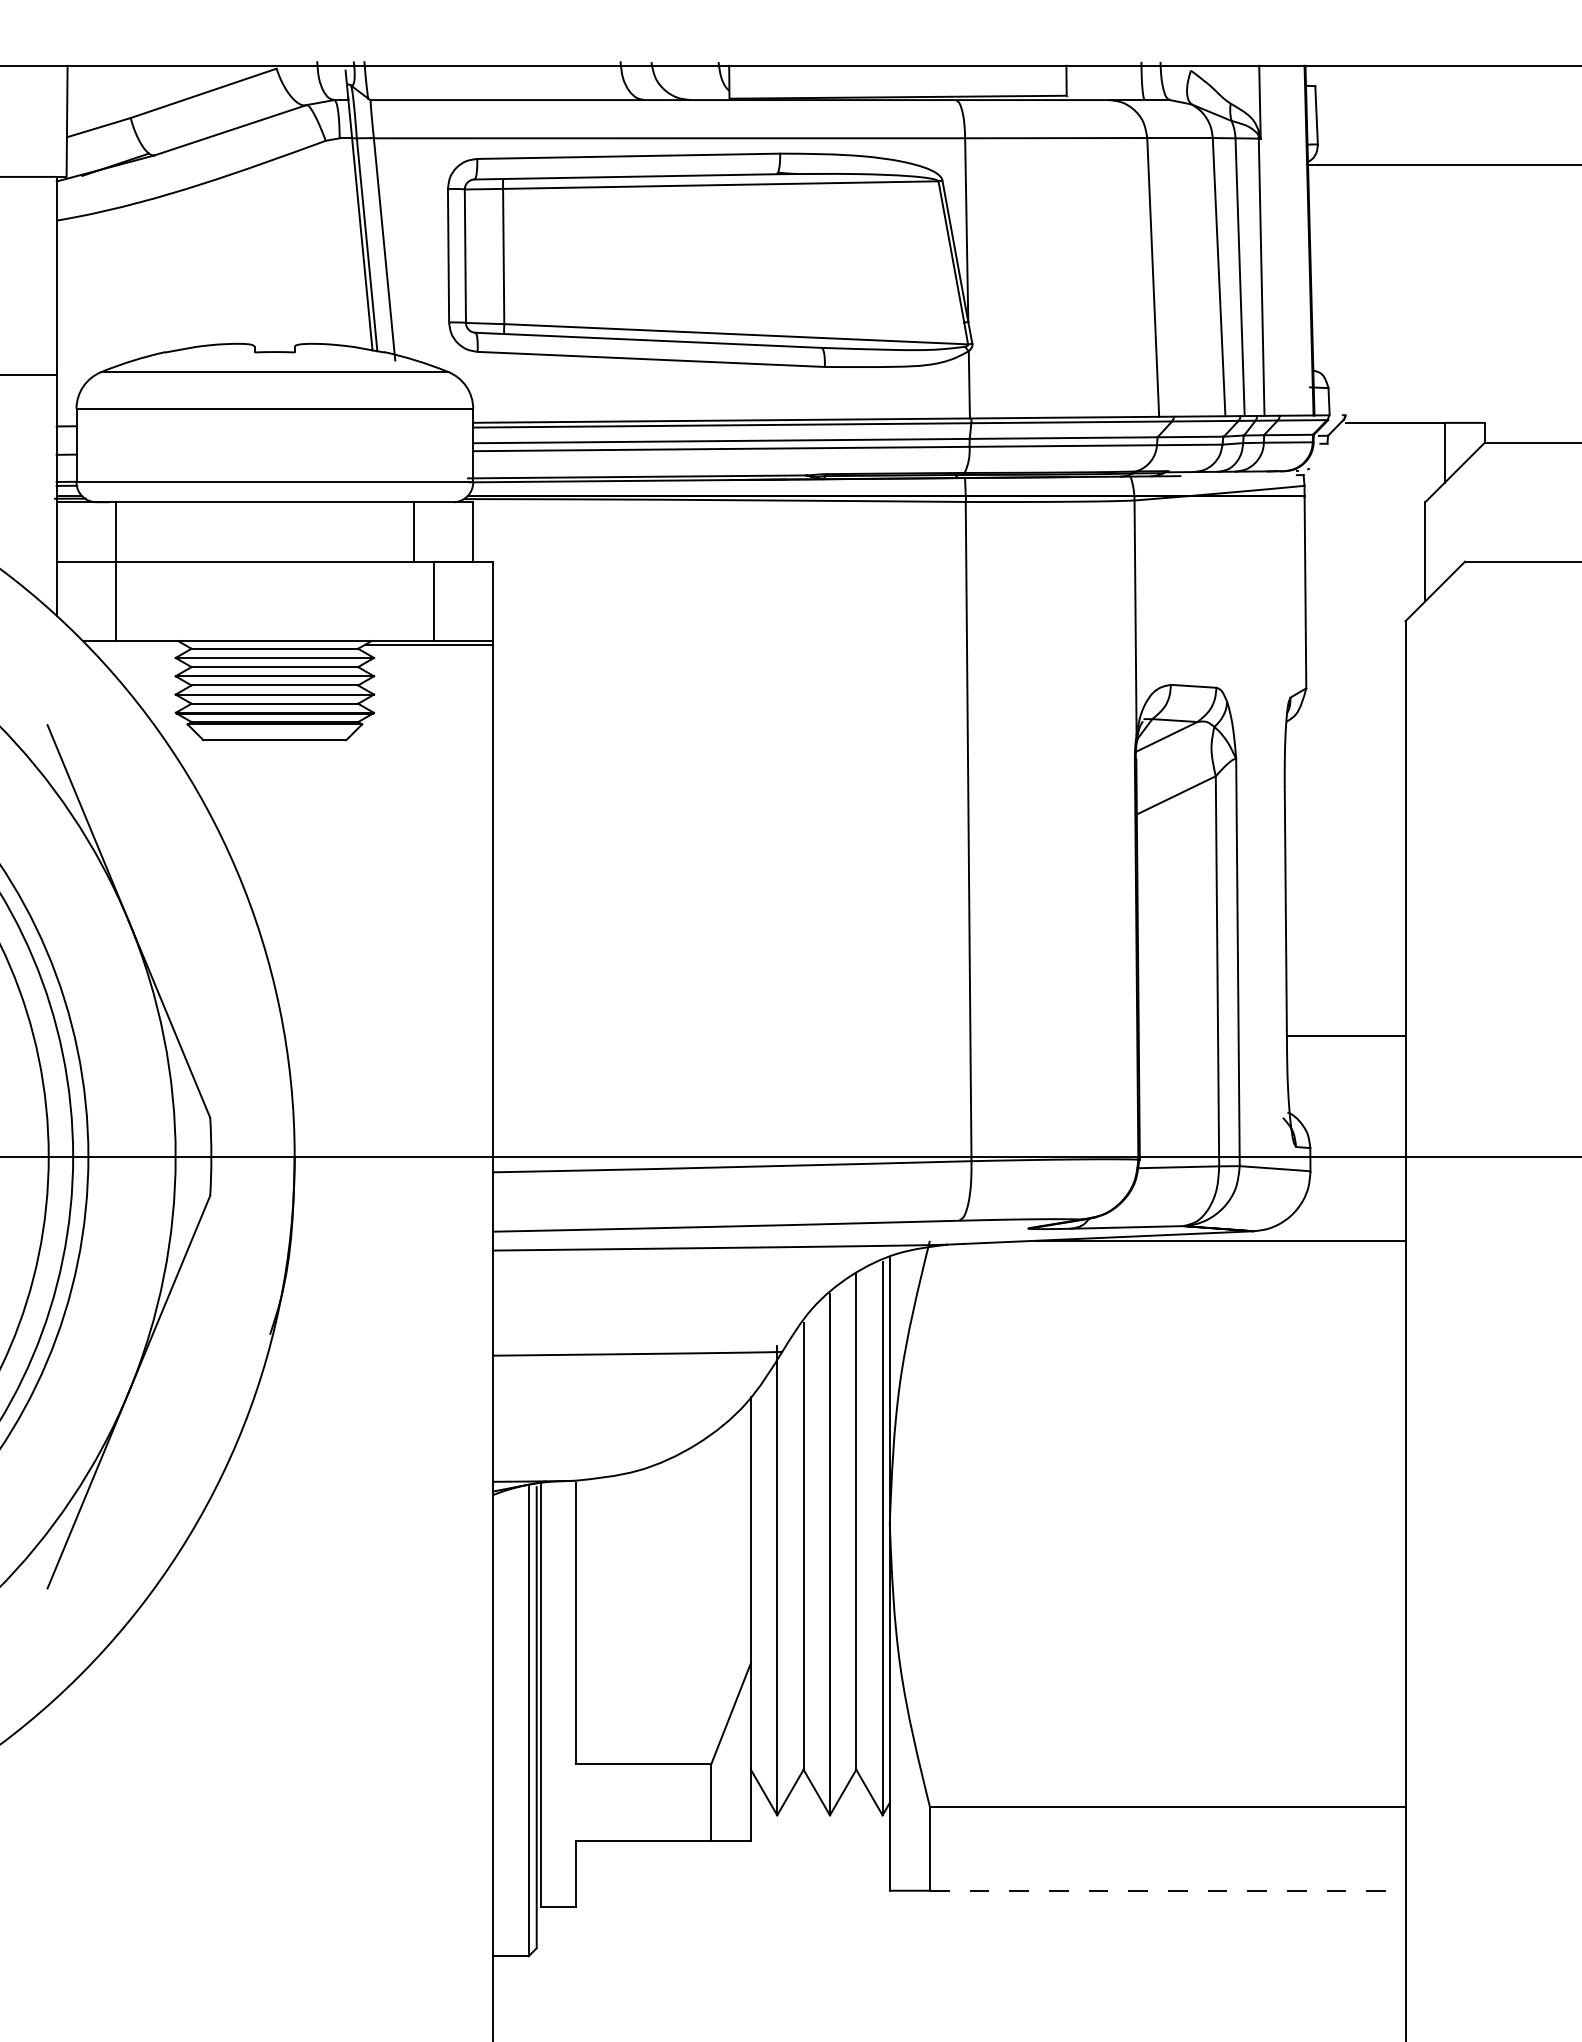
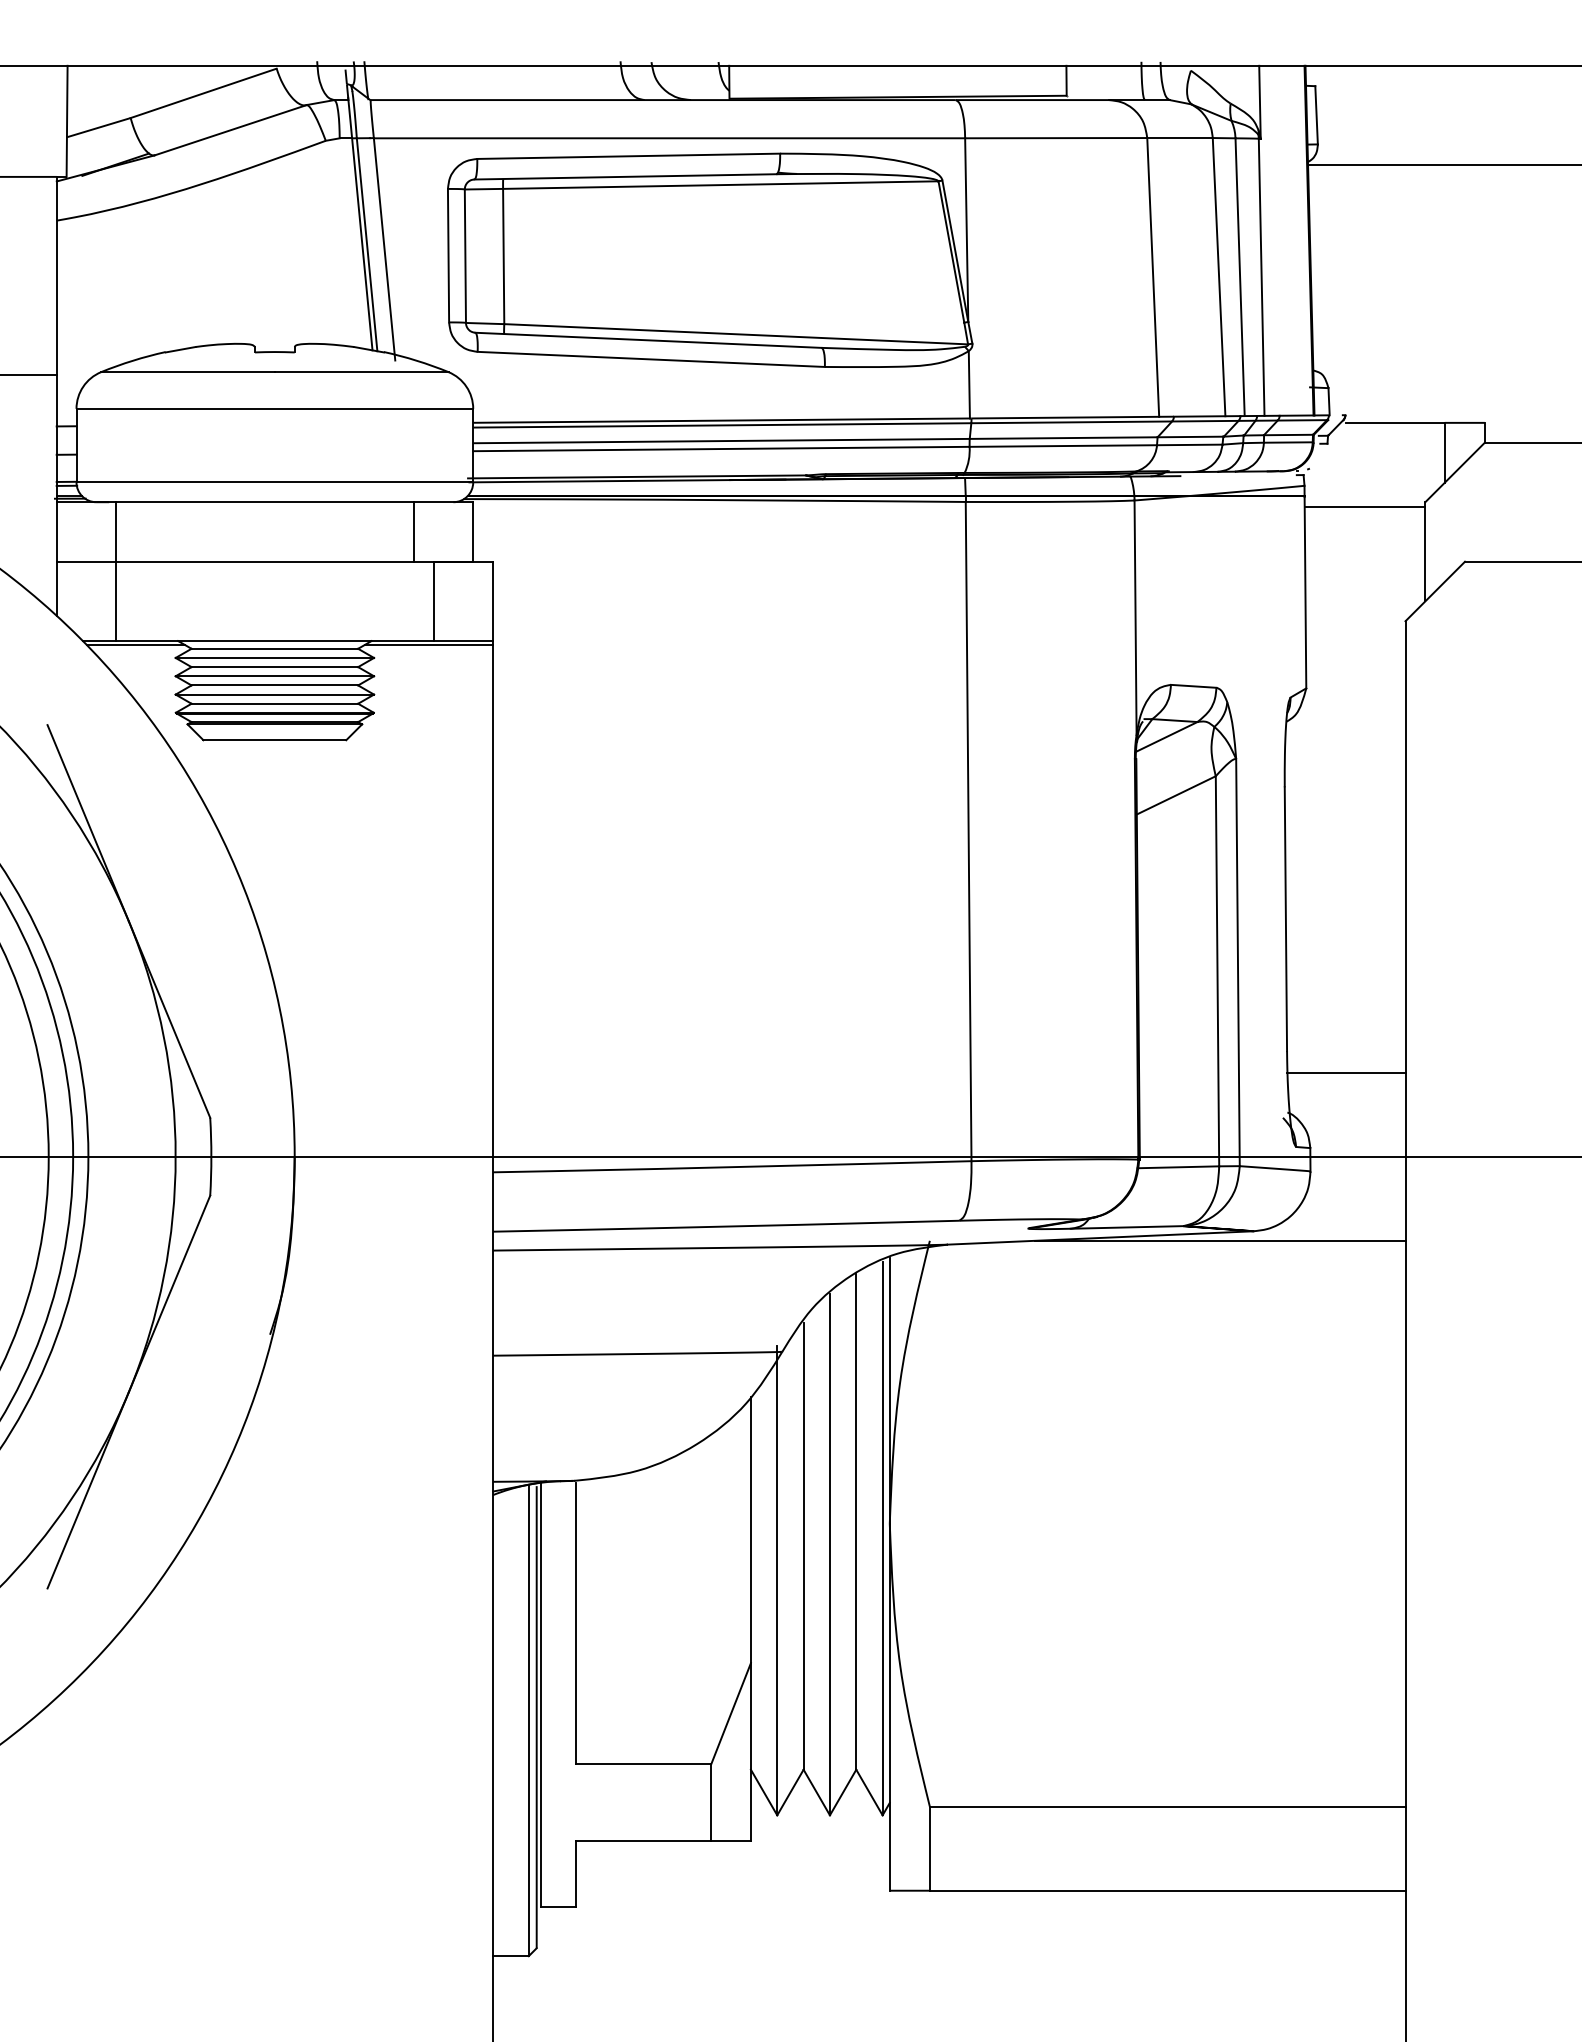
line: none -> present (1364, 506)
line: none -> present (135, 645)
line position: (1346, 1035) -> (1346, 1072) (1346, 1072)
line: dashed -> solid (1167, 1890)
